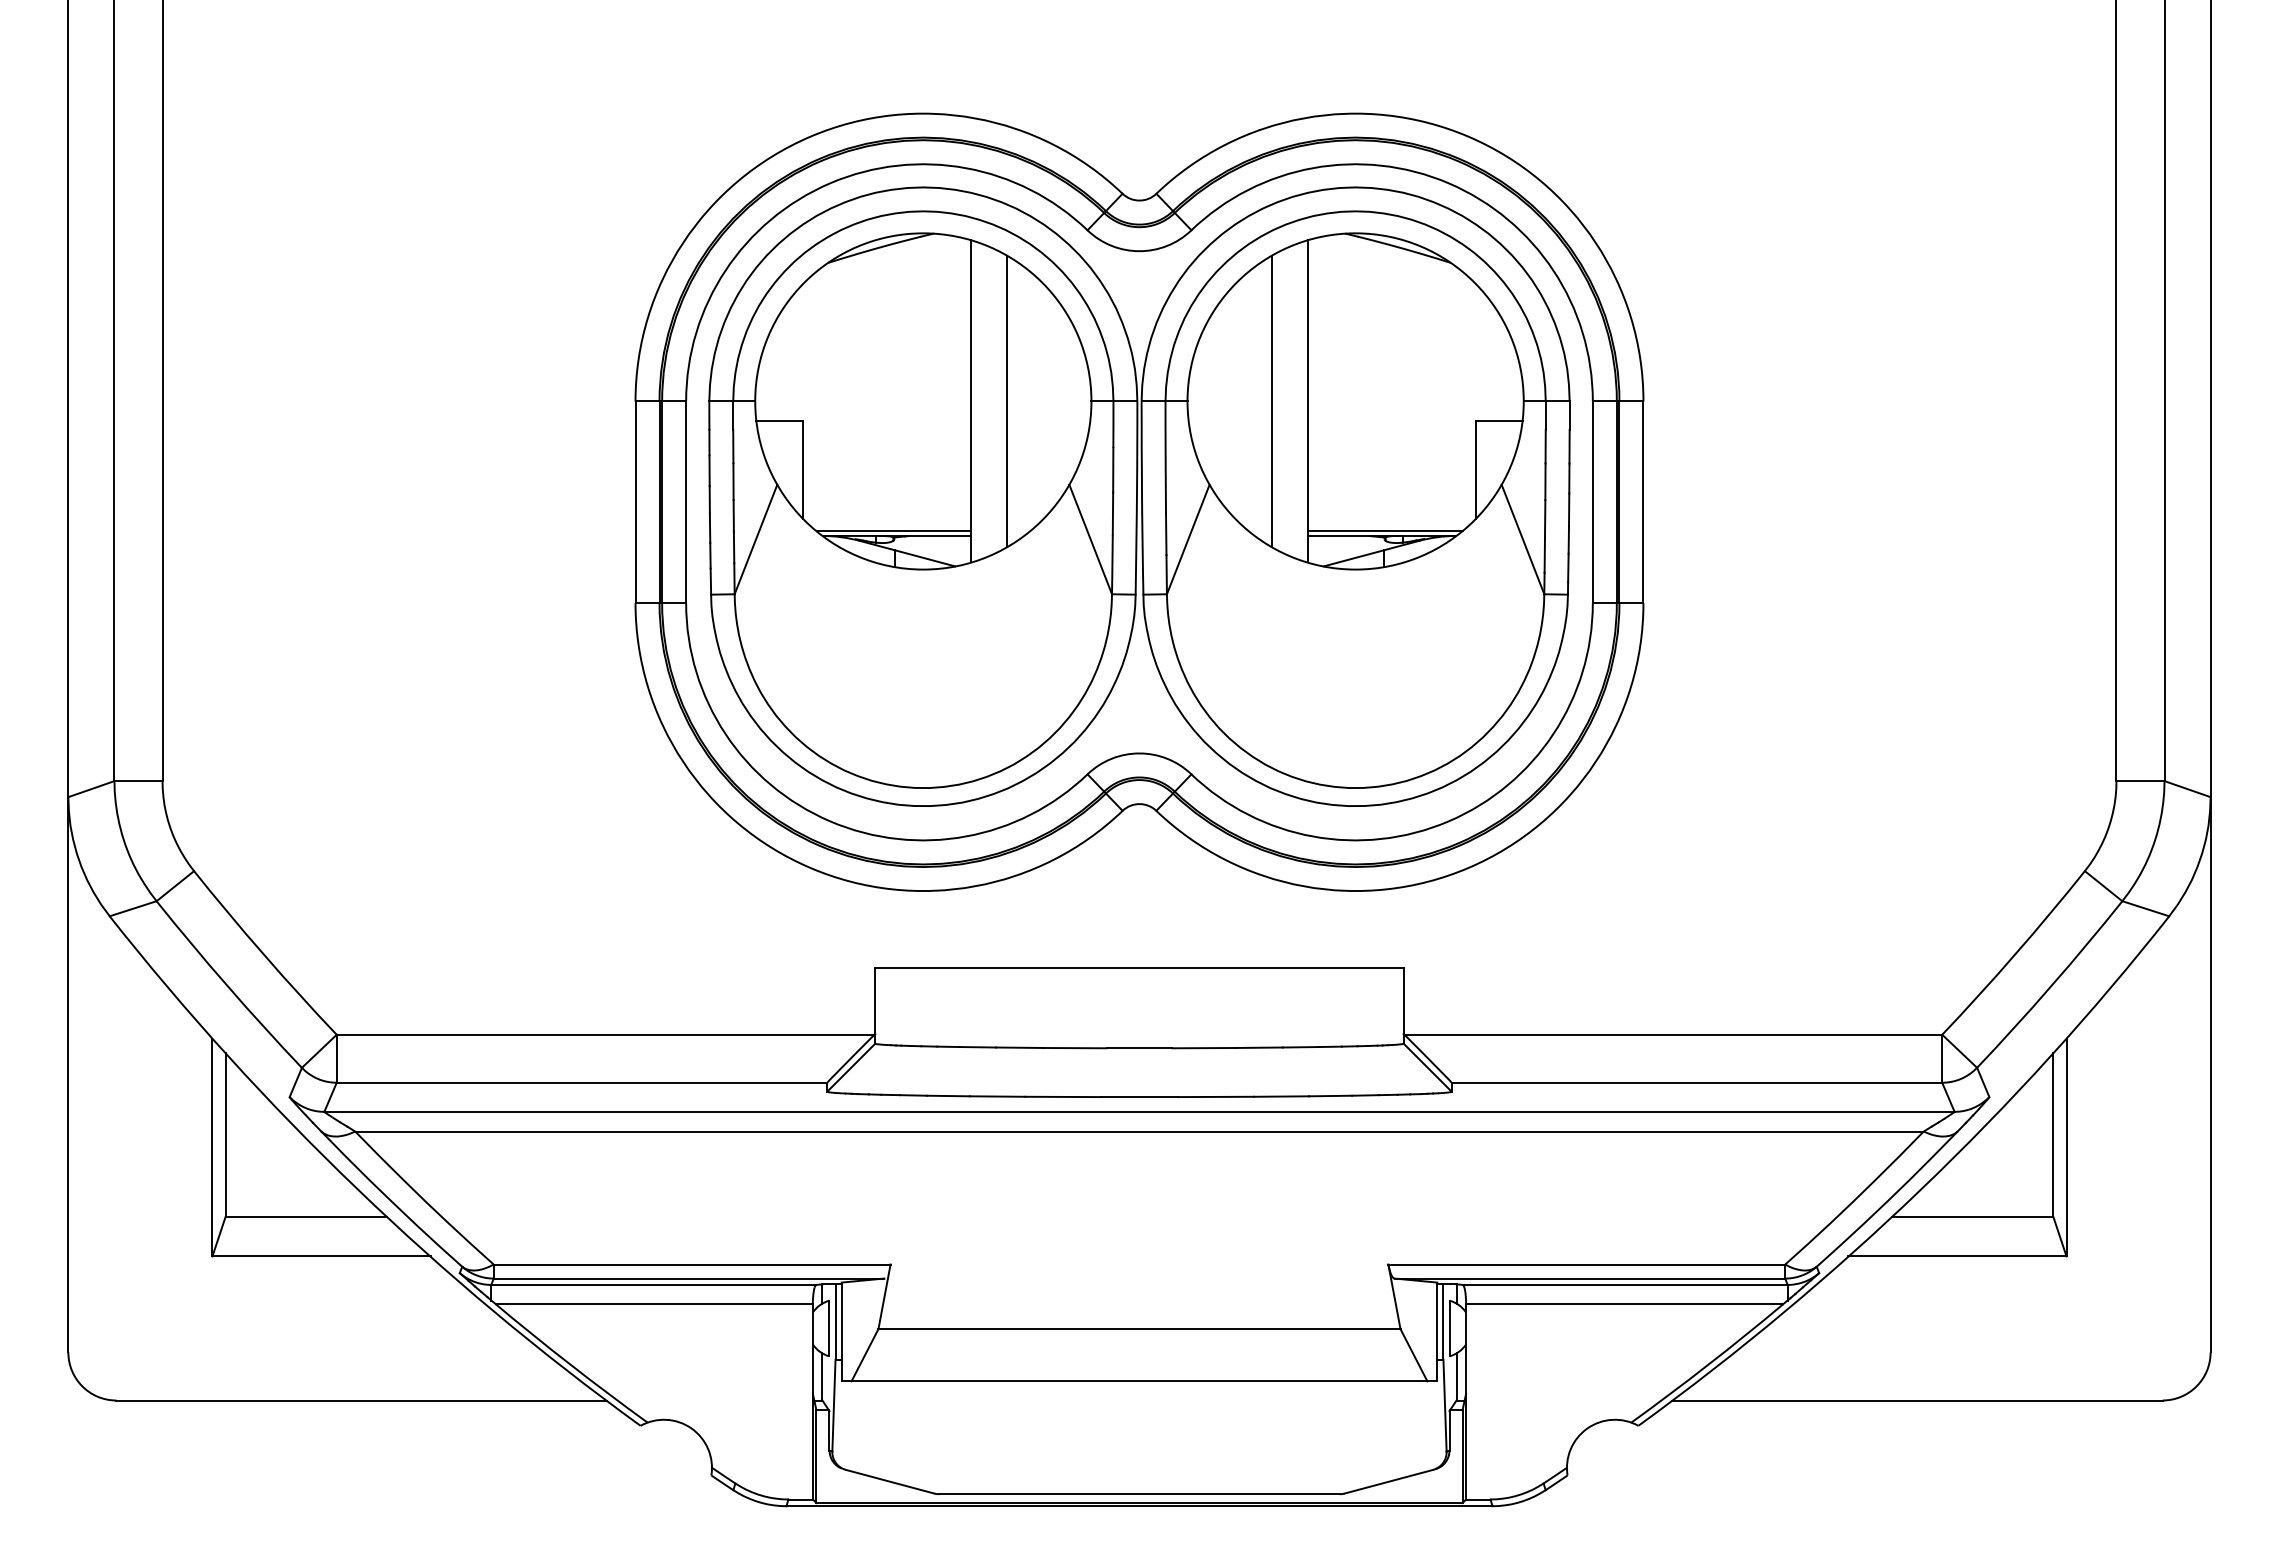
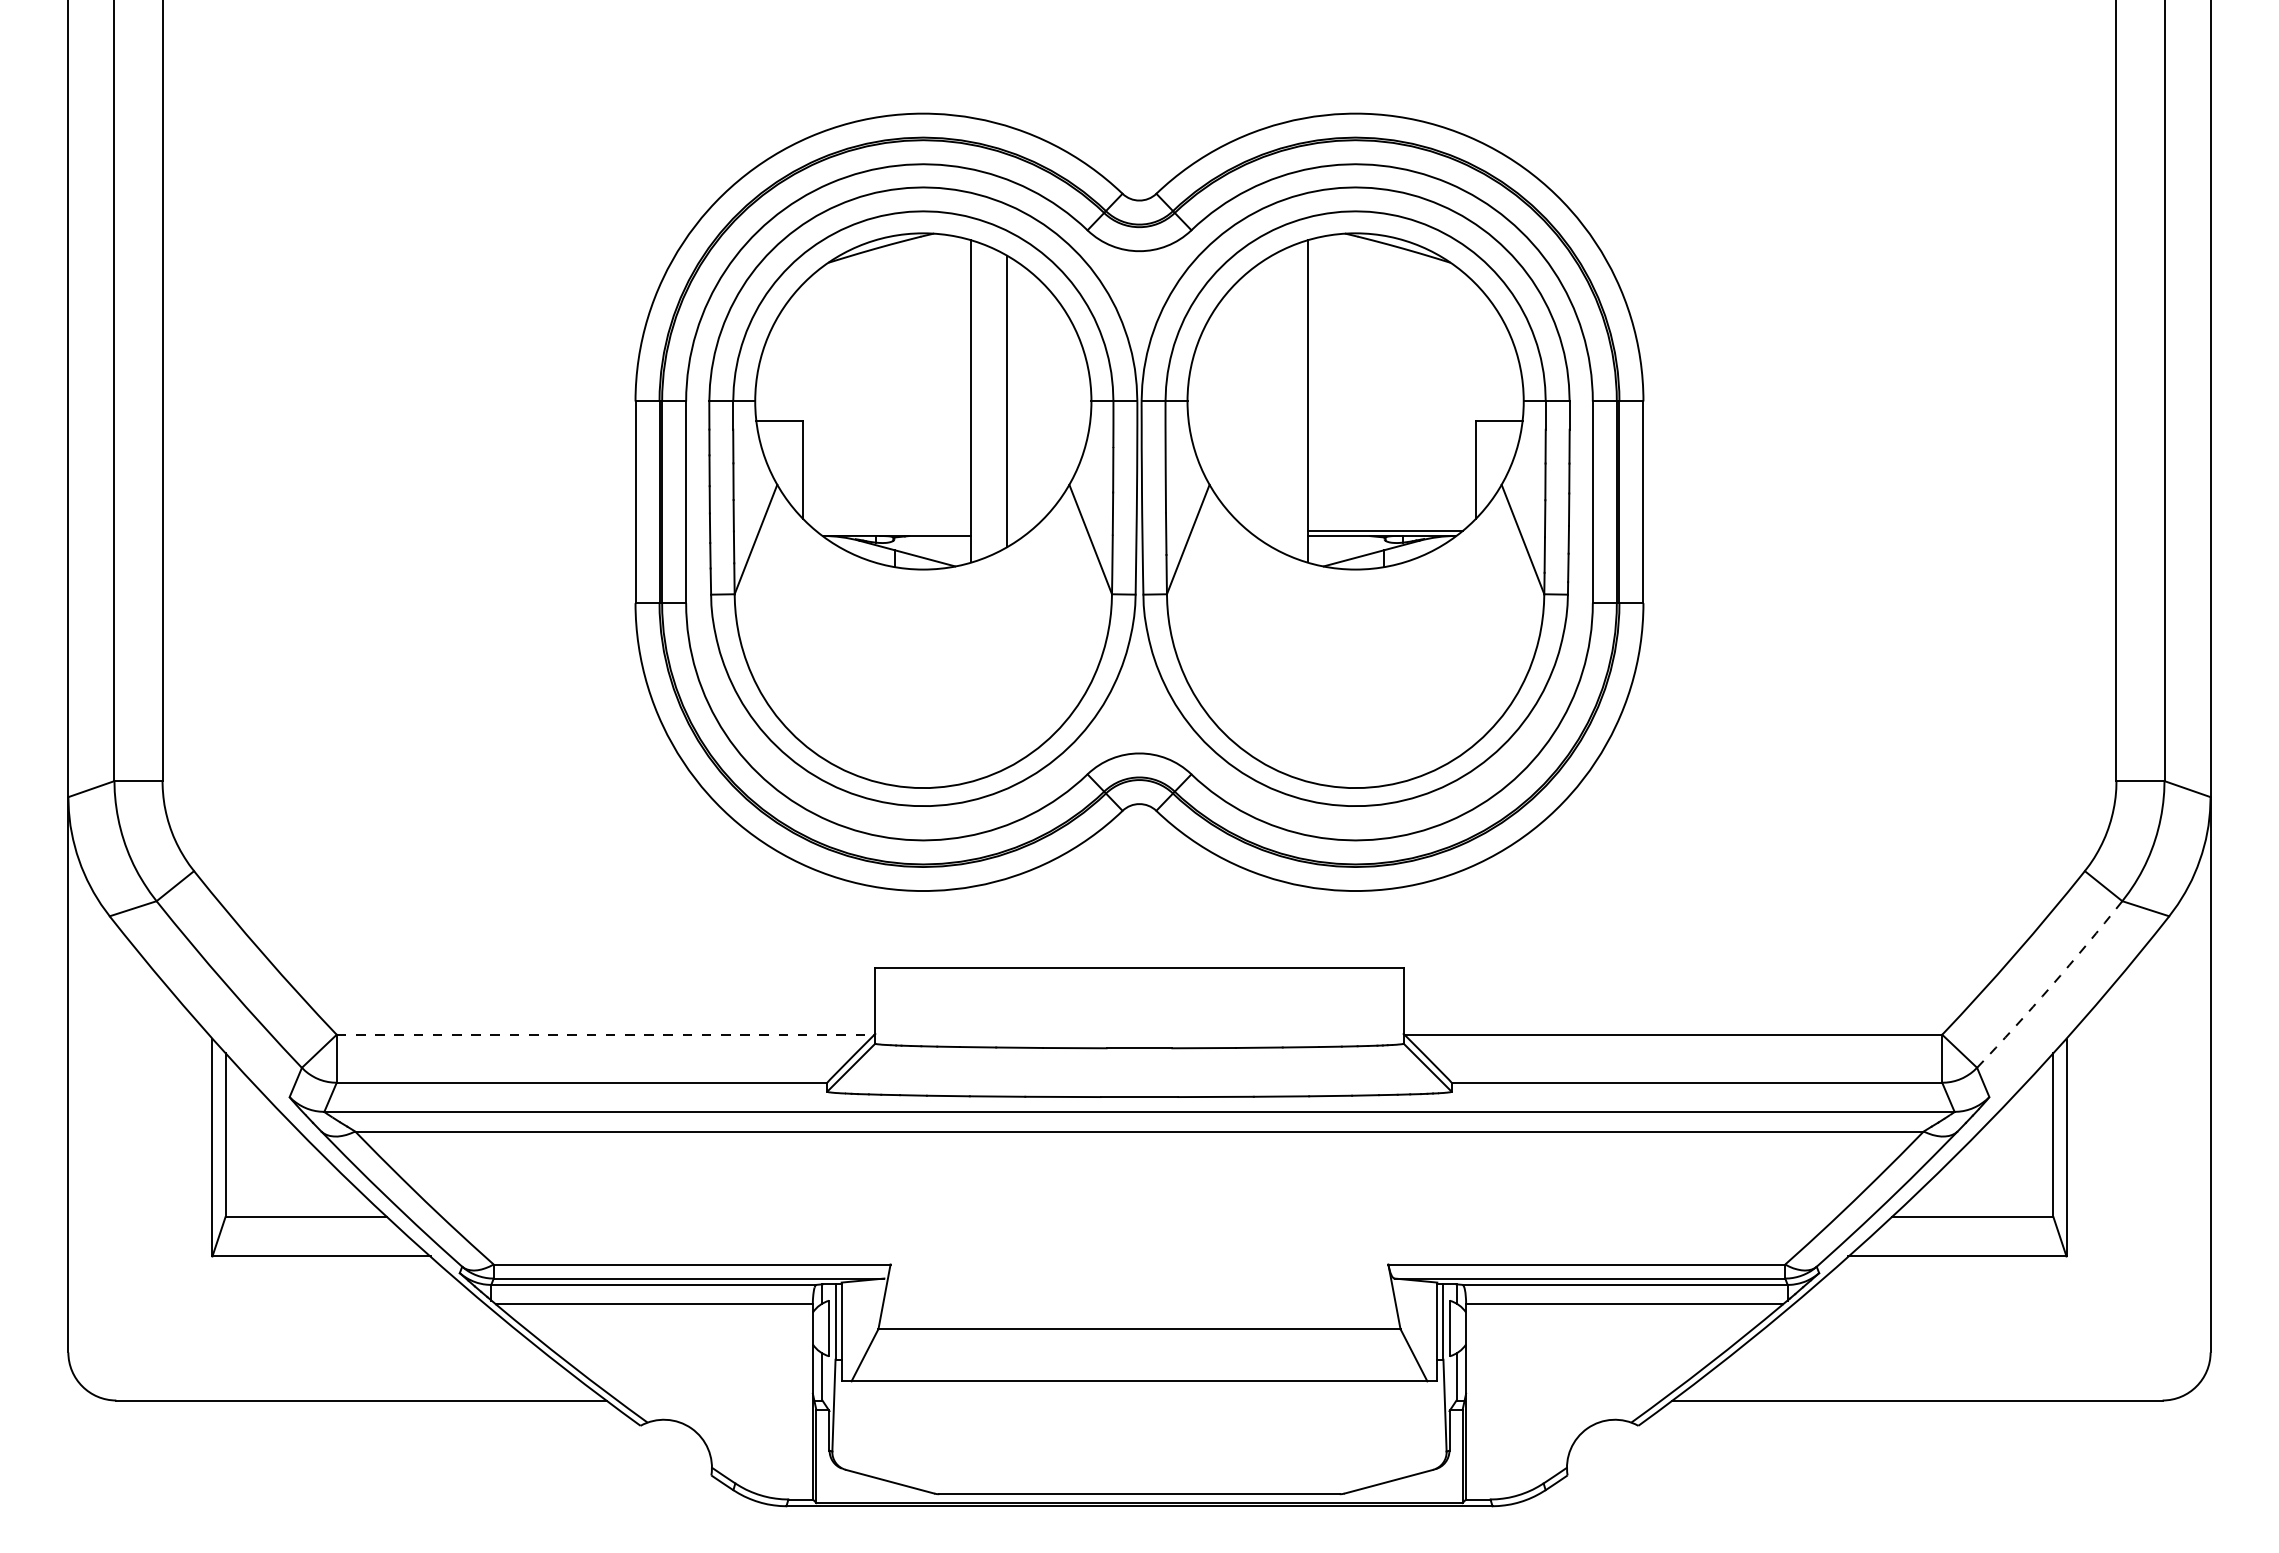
line: present -> none (1272, 401)
line: present -> none (893, 531)
arc: solid -> dashed (2051, 986)
line: solid -> dashed (605, 1034)
